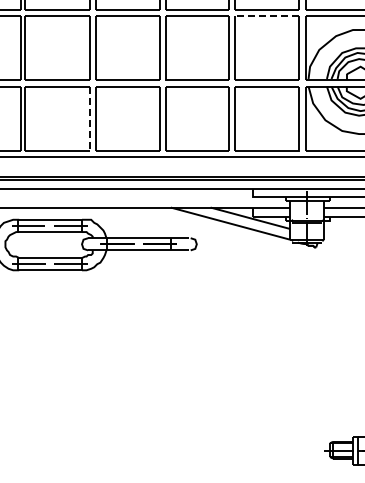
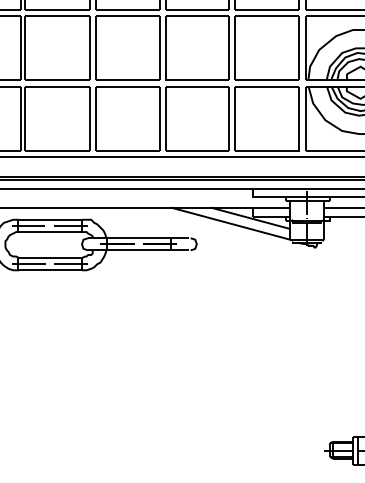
line: dashed -> solid (266, 16)
line: dashed -> solid (89, 119)
